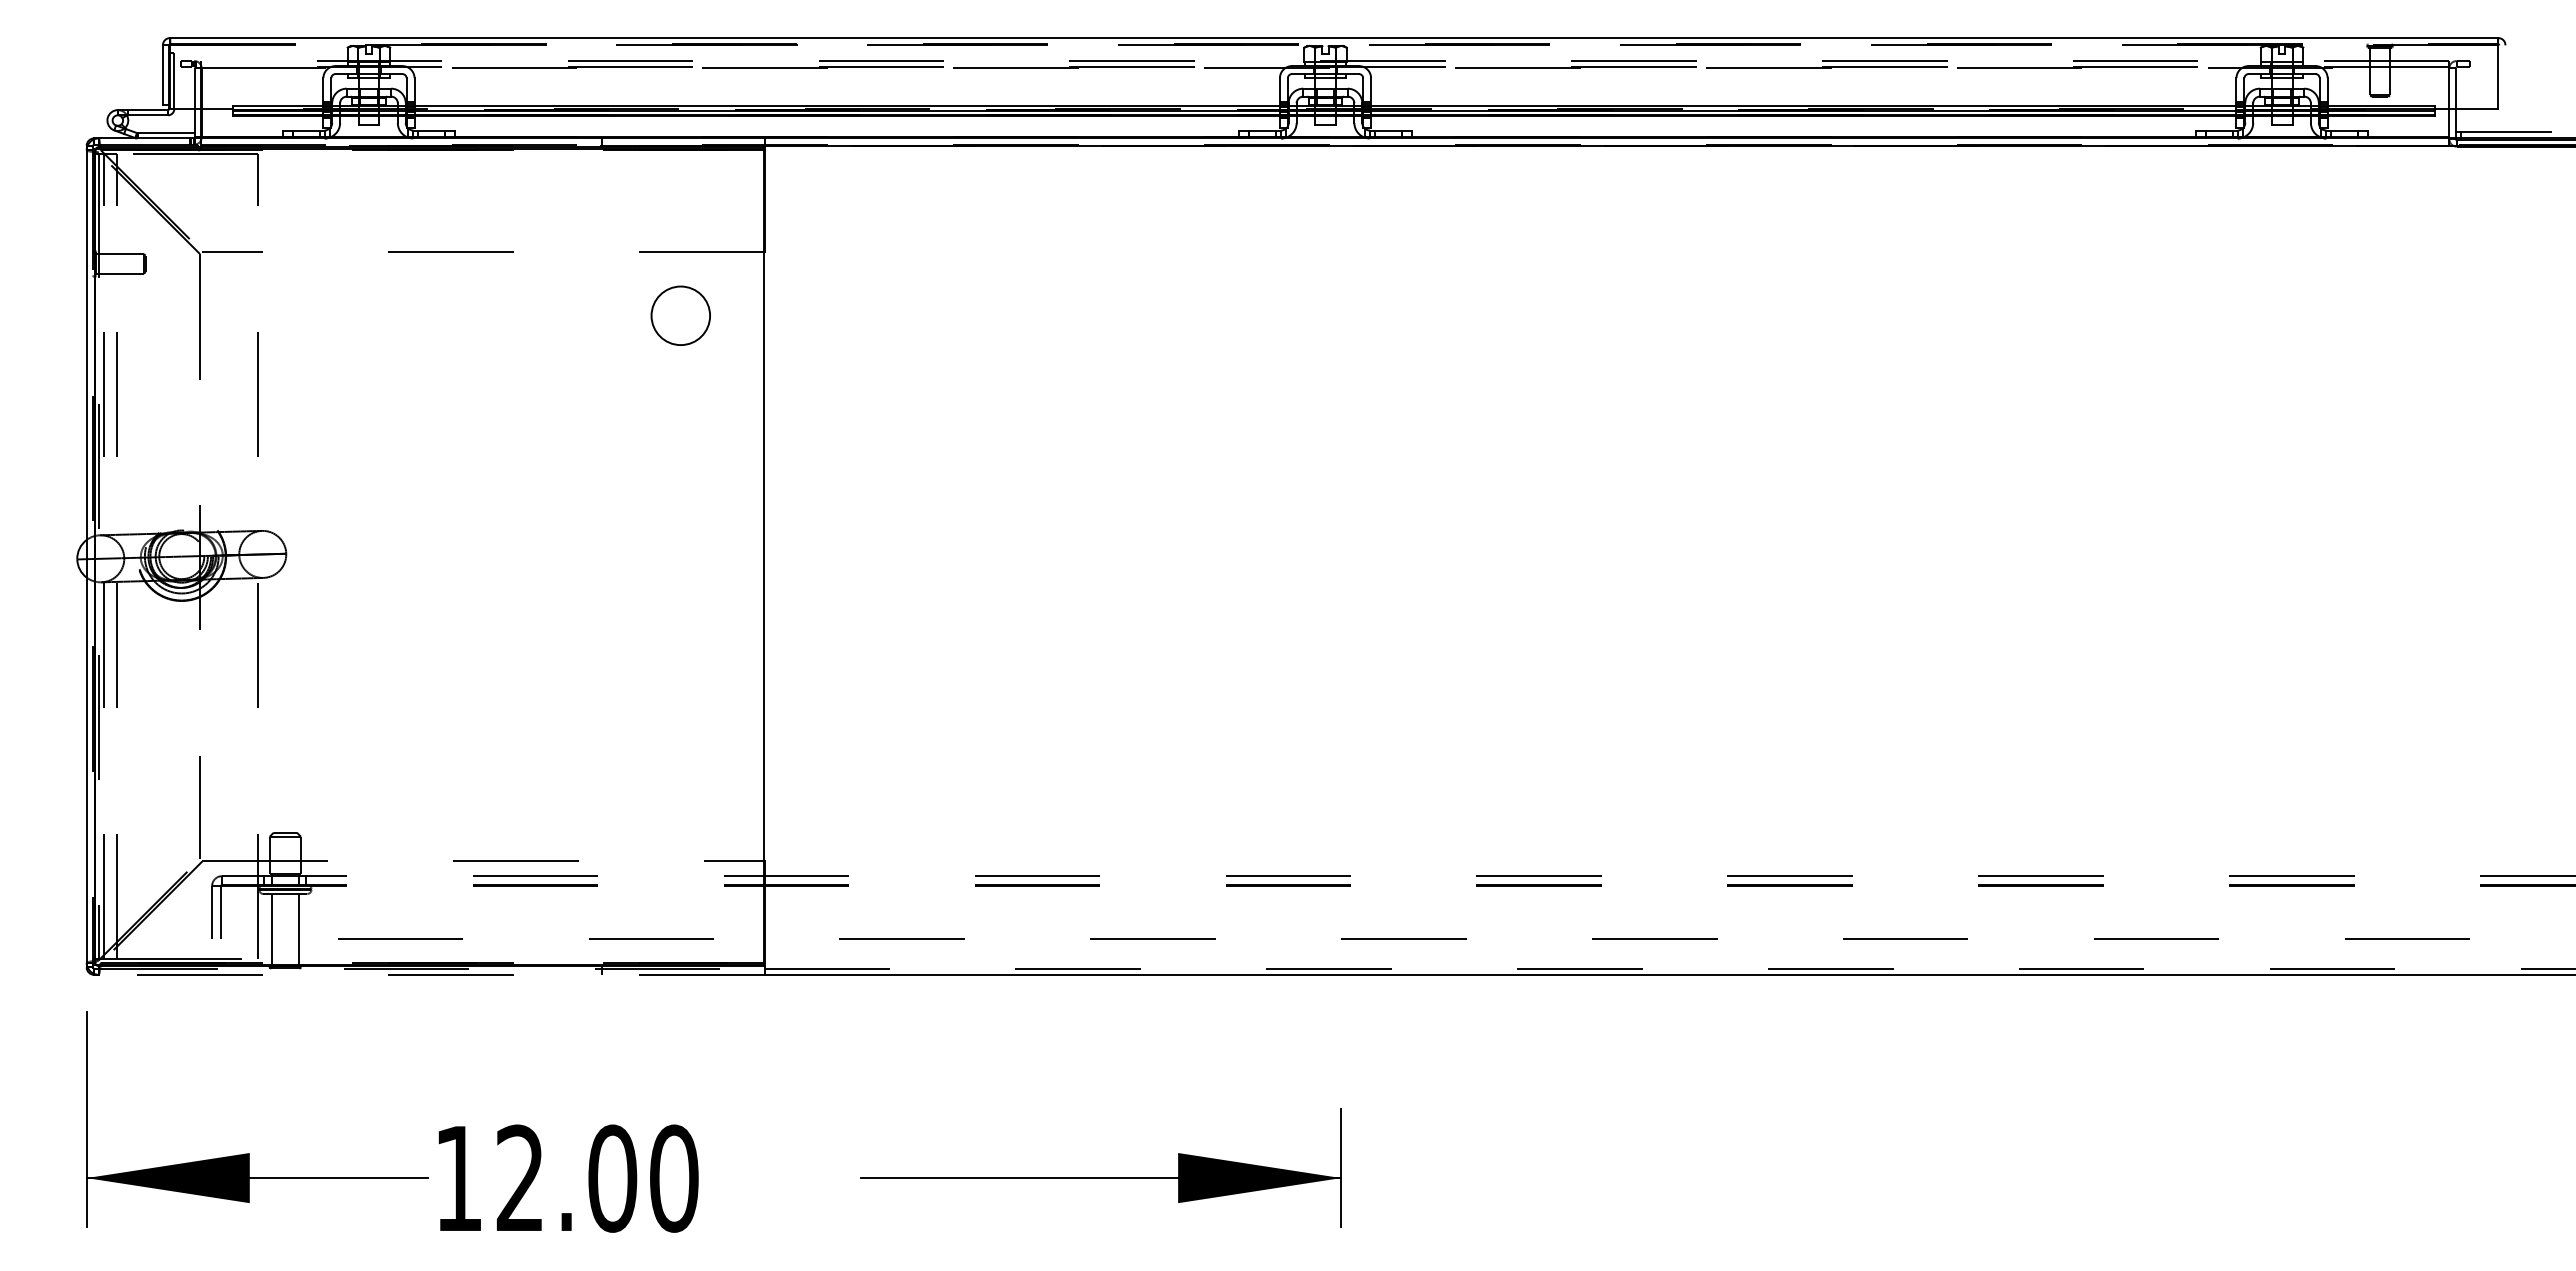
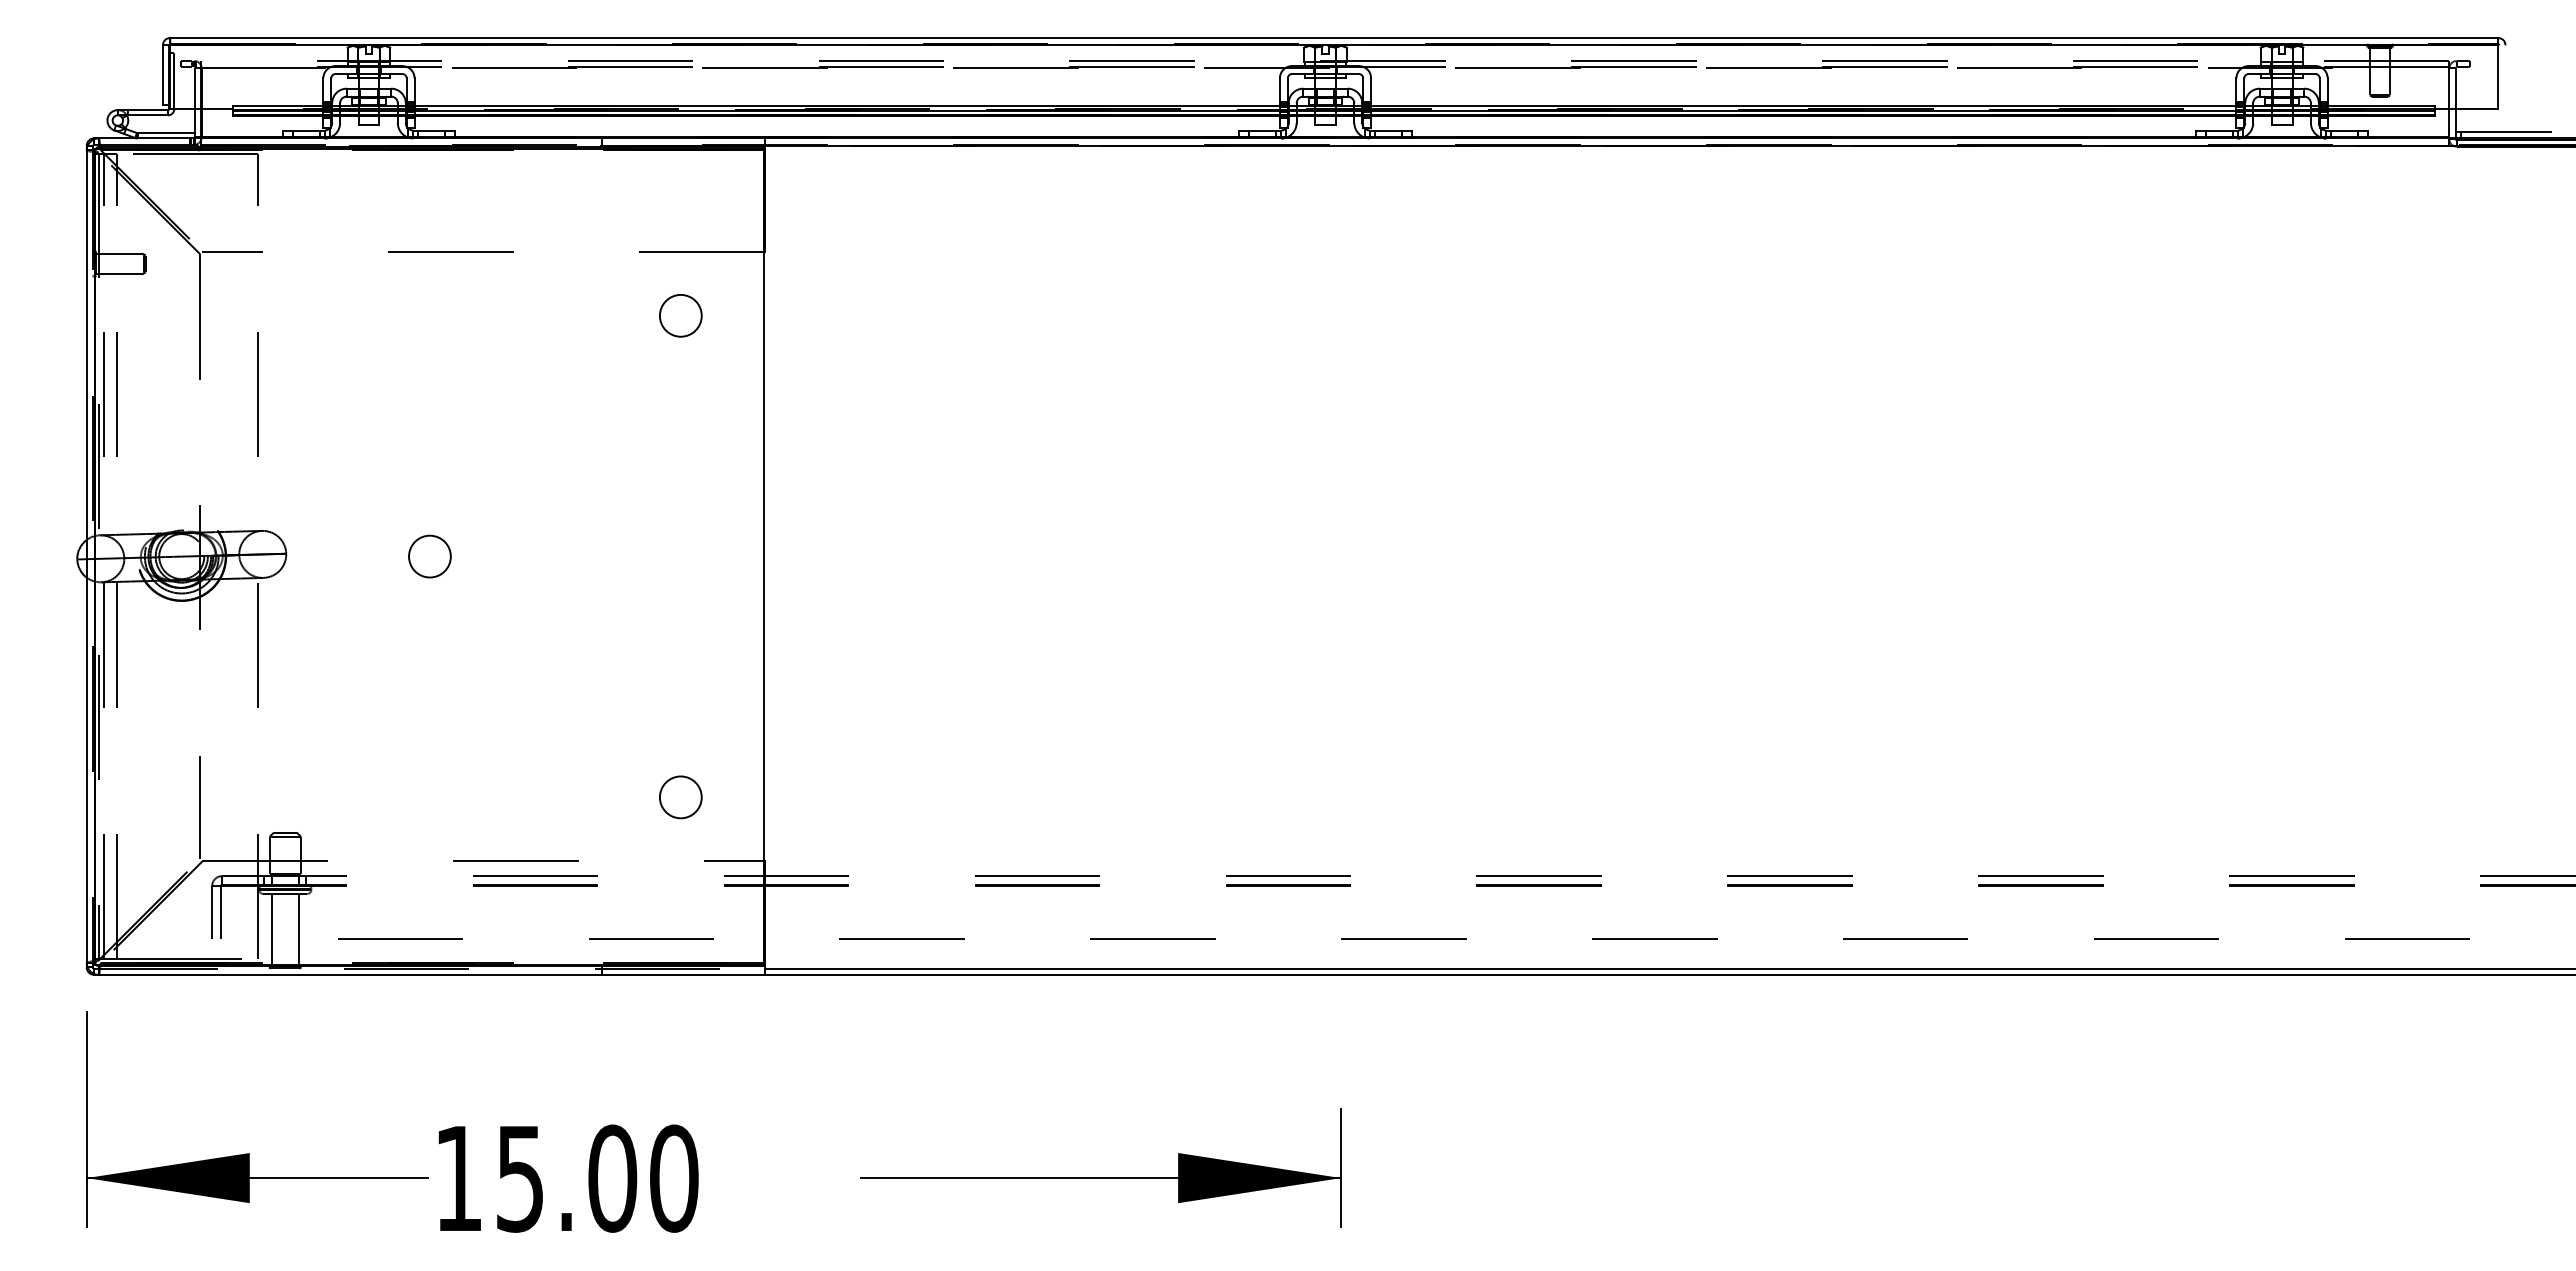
line: dashed -> solid (1334, 45)
circle diameter: 59 px -> 42 px (680, 315)
circle: none -> present (429, 556)
circle: none -> present (680, 797)
line: dashed -> solid (1670, 968)
line: dashed -> solid (431, 974)
text: 12.00 -> 15.00 (519, 1178)
